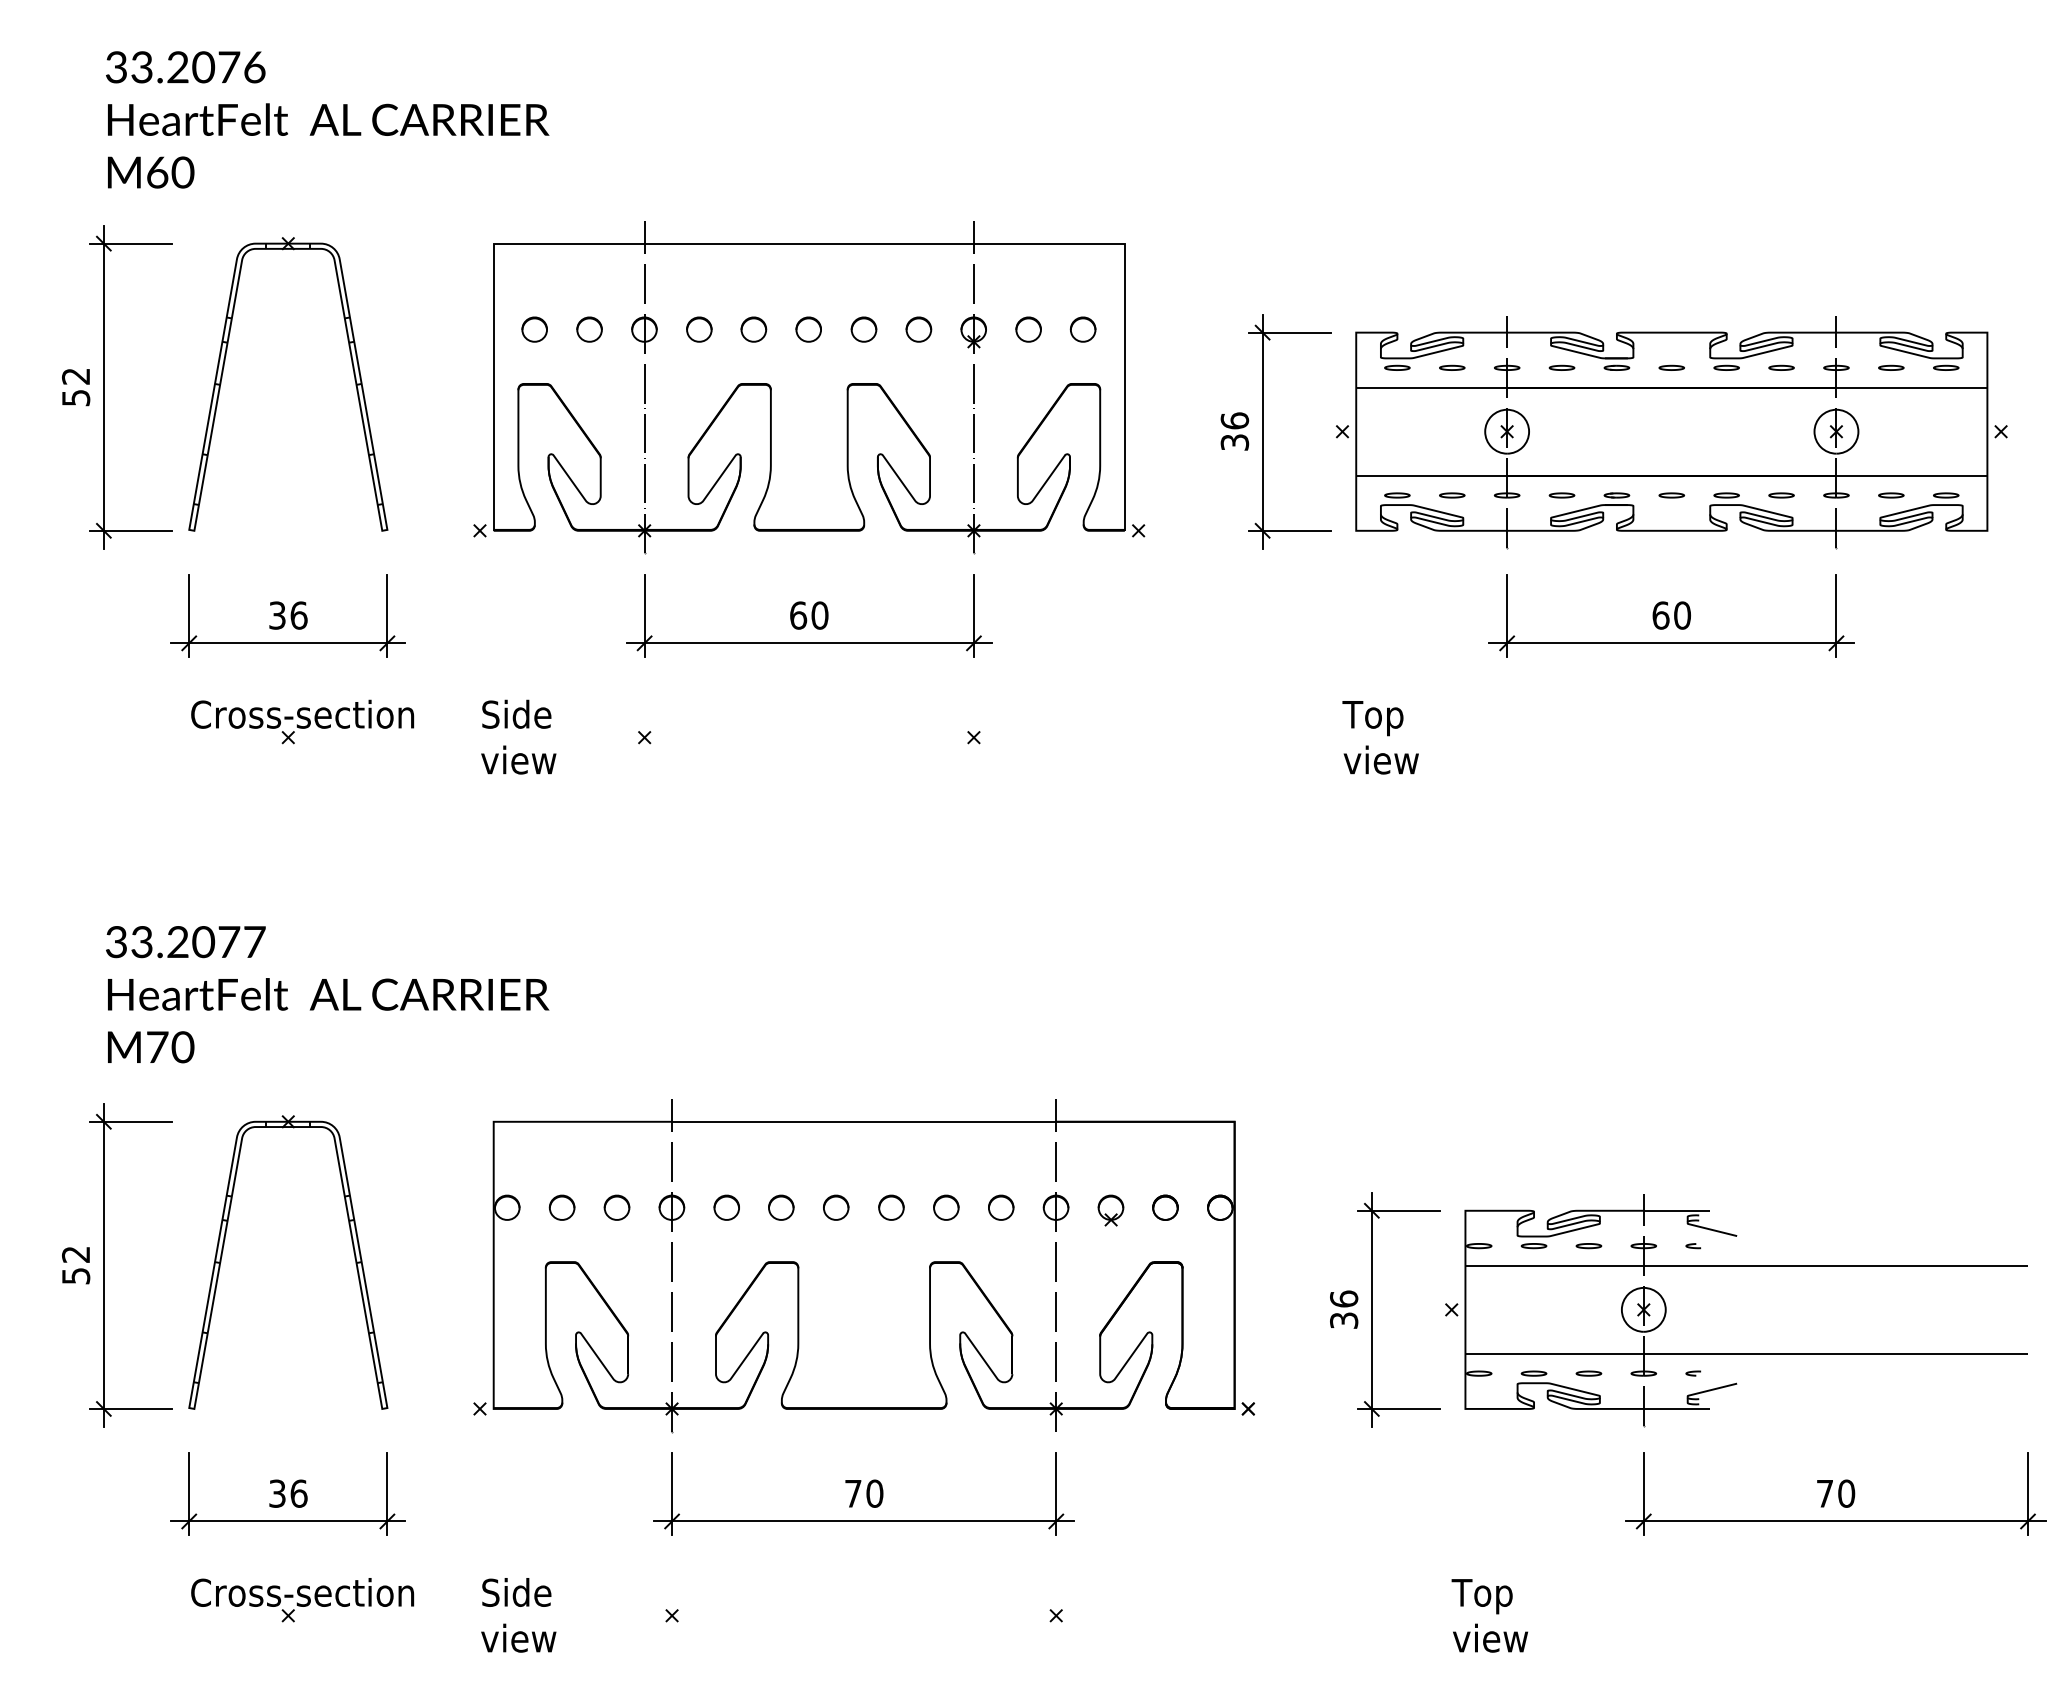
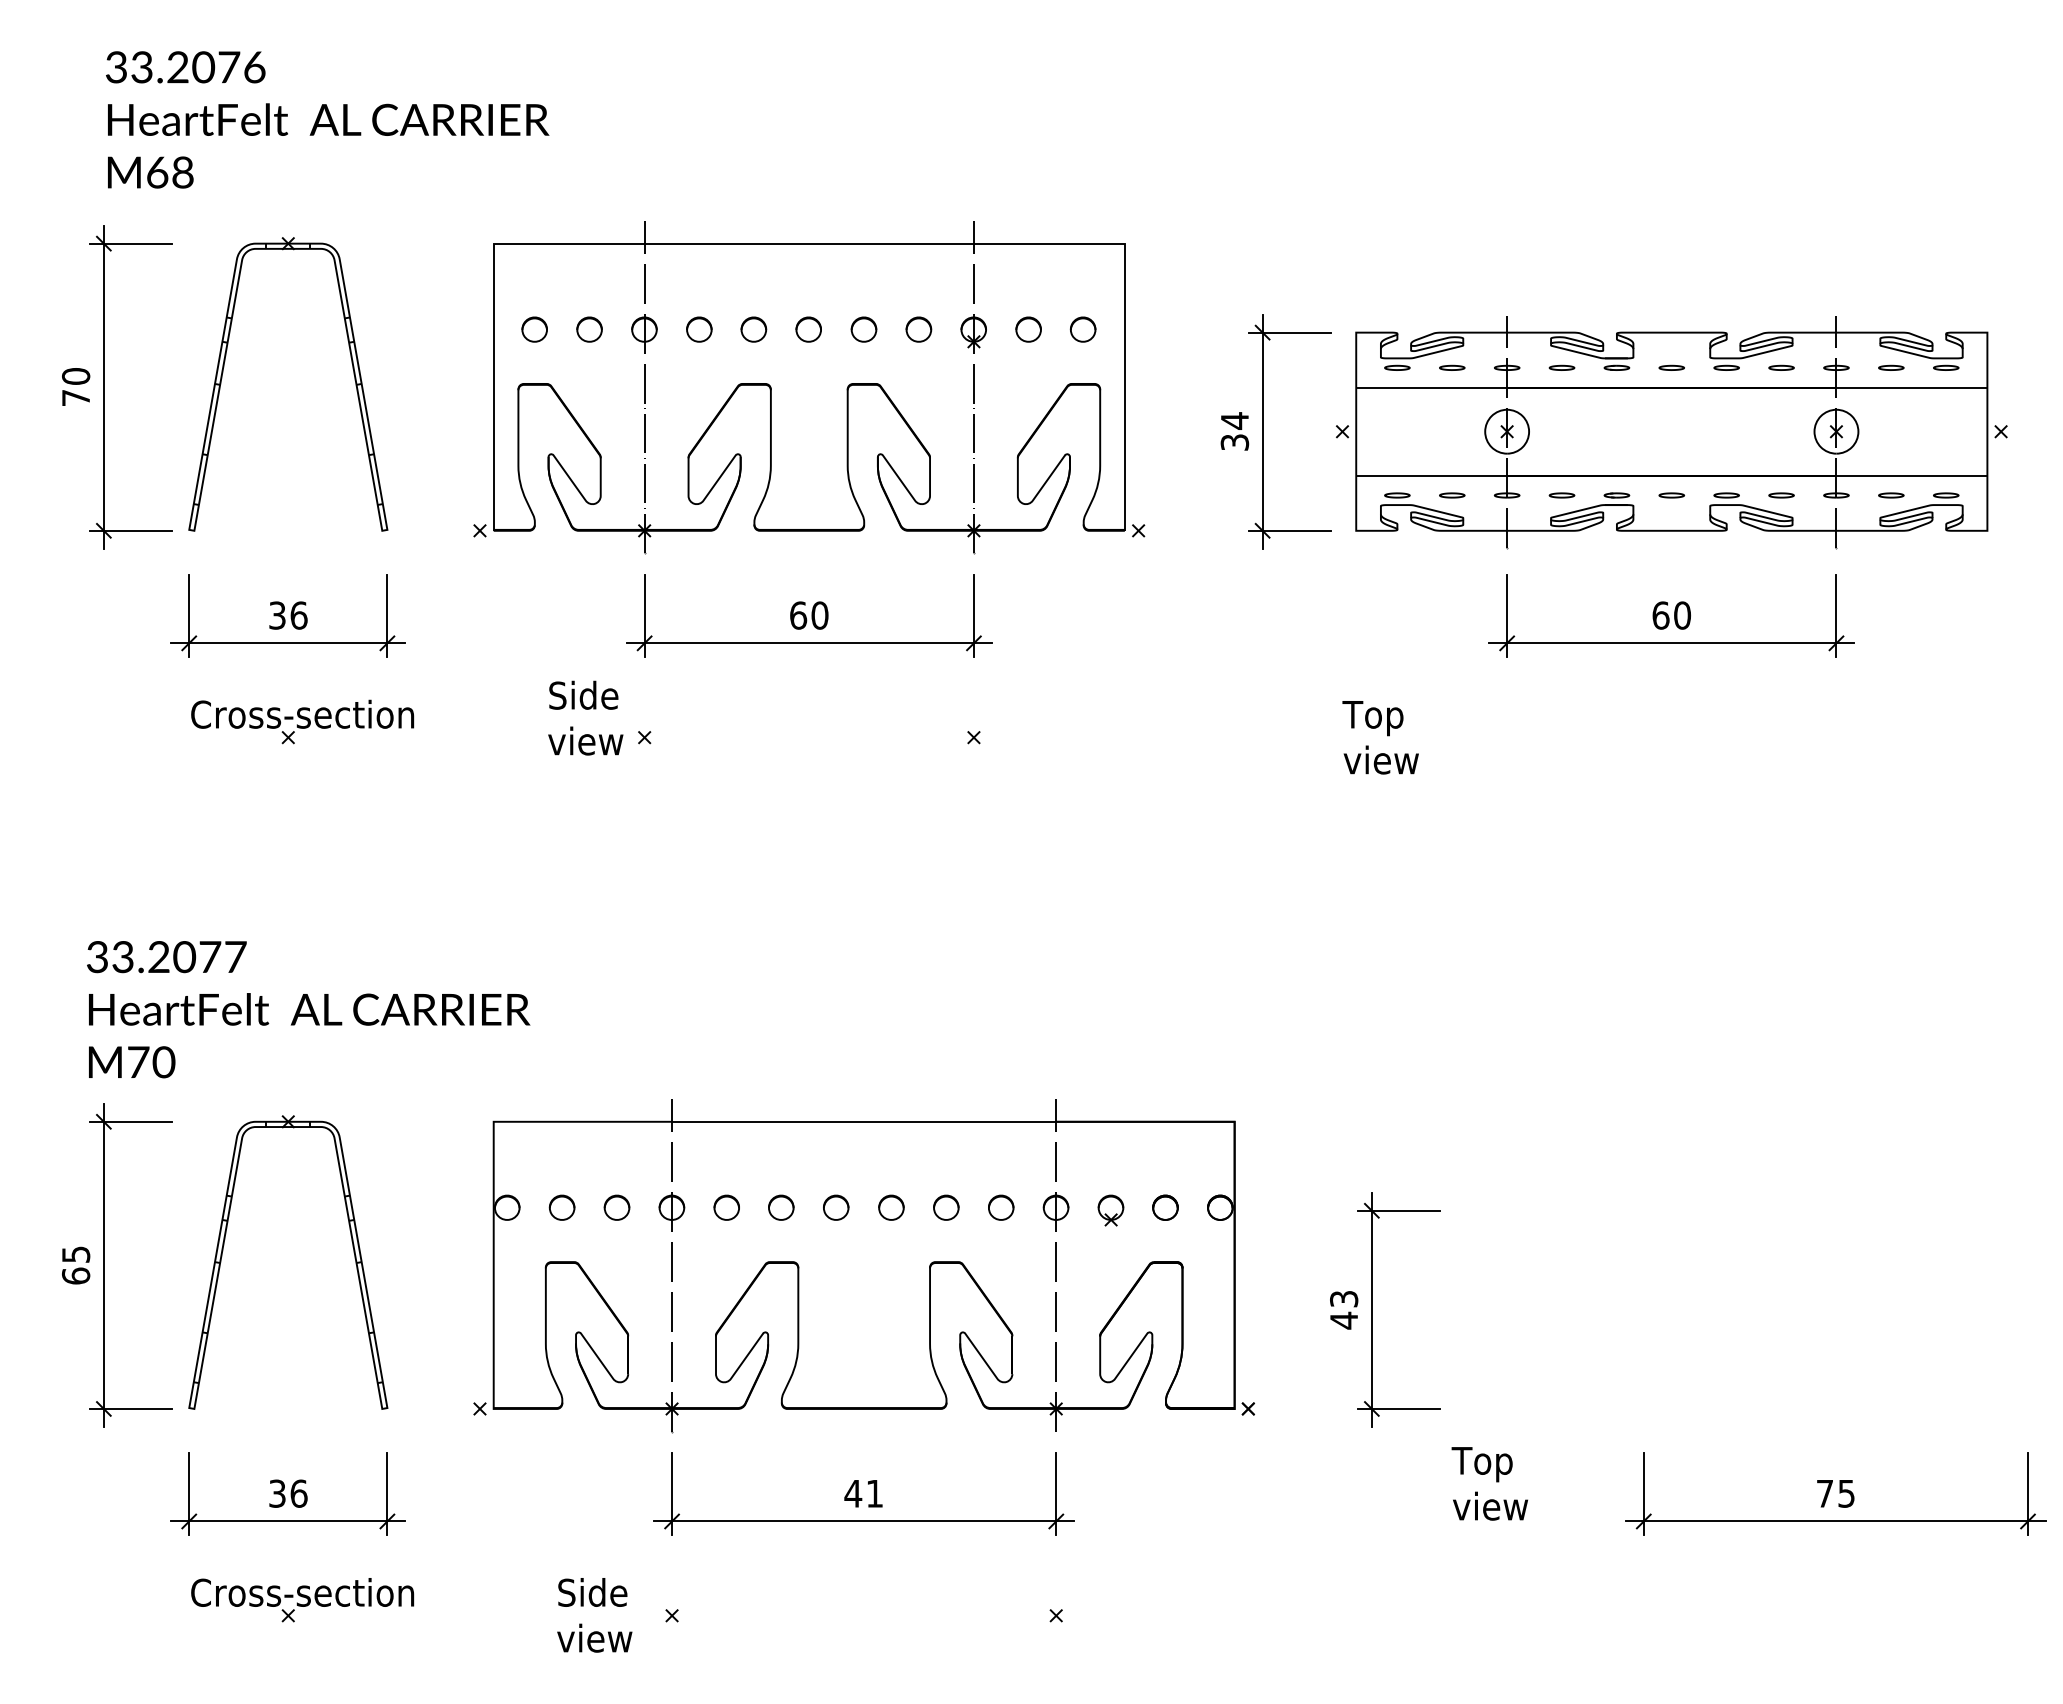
text: M60 -> M68 (182, 173)
text: 52 -> 70 (76, 387)
text: 36 -> 34 (1234, 420)
text position: (518, 736) -> (585, 717) (585, 717)
text position: (327, 994) -> (308, 1009) (308, 1009)
text: 52 -> 65 (76, 1265)
text: 36 -> 43 (1344, 1309)
part: present -> none (1736, 1353)
text: 70 -> 41 (863, 1493)
text: 70 -> 75 (1846, 1493)
text position: (518, 1615) -> (594, 1615) (594, 1615)
text position: (1489, 1615) -> (1489, 1483) (1489, 1483)
